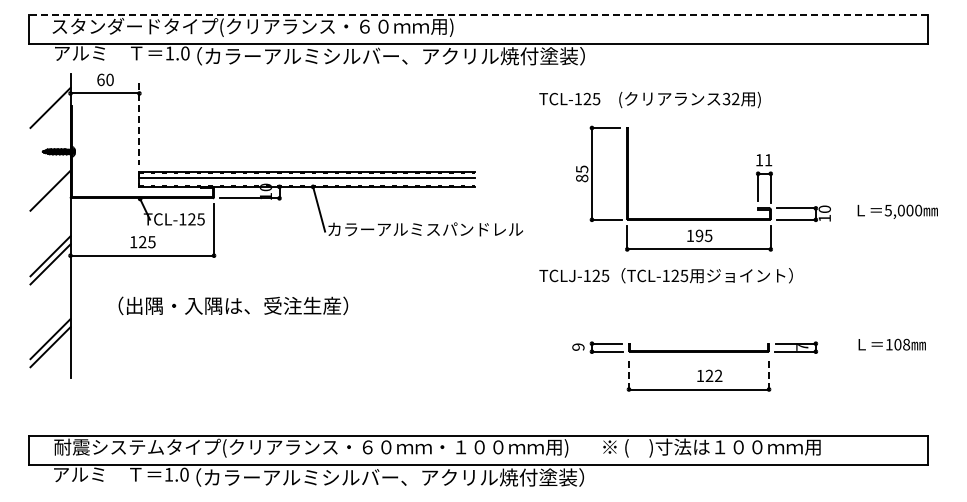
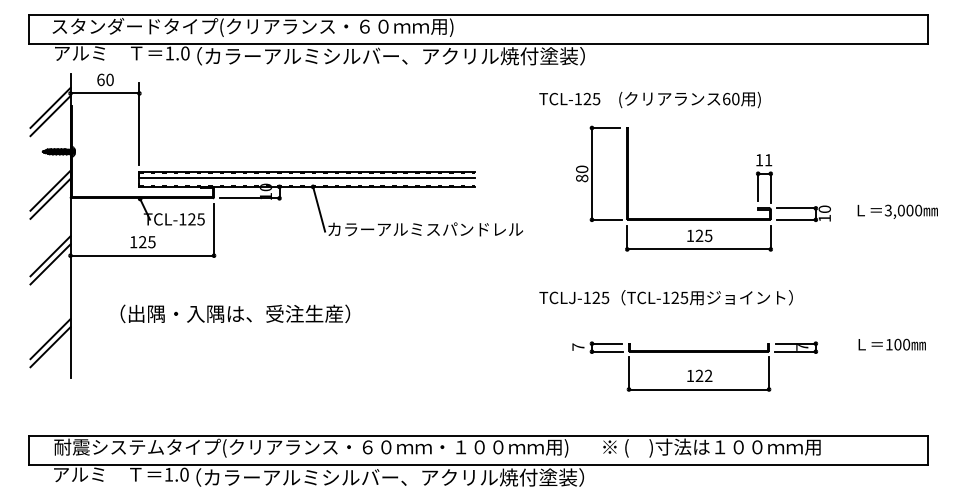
line: dashed -> solid (477, 15)
text: 32 -> 60 (730, 99)
line: none -> present (50, 116)
line: dashed -> solid (139, 124)
text: 85 -> 80 (582, 169)
line: none -> present (50, 198)
text: 5,000 -> 3,000 (888, 209)
text: 195 -> 125 (699, 236)
text position: (665, 275) -> (665, 297) (665, 297)
text position: (233, 305) -> (235, 313) (235, 313)
text: 108 -> 100 (906, 344)
text: 9 -> 7 (578, 346)
line: dashed -> solid (628, 373)
line: dashed -> solid (769, 373)
text position: (709, 375) -> (699, 375) (699, 375)
